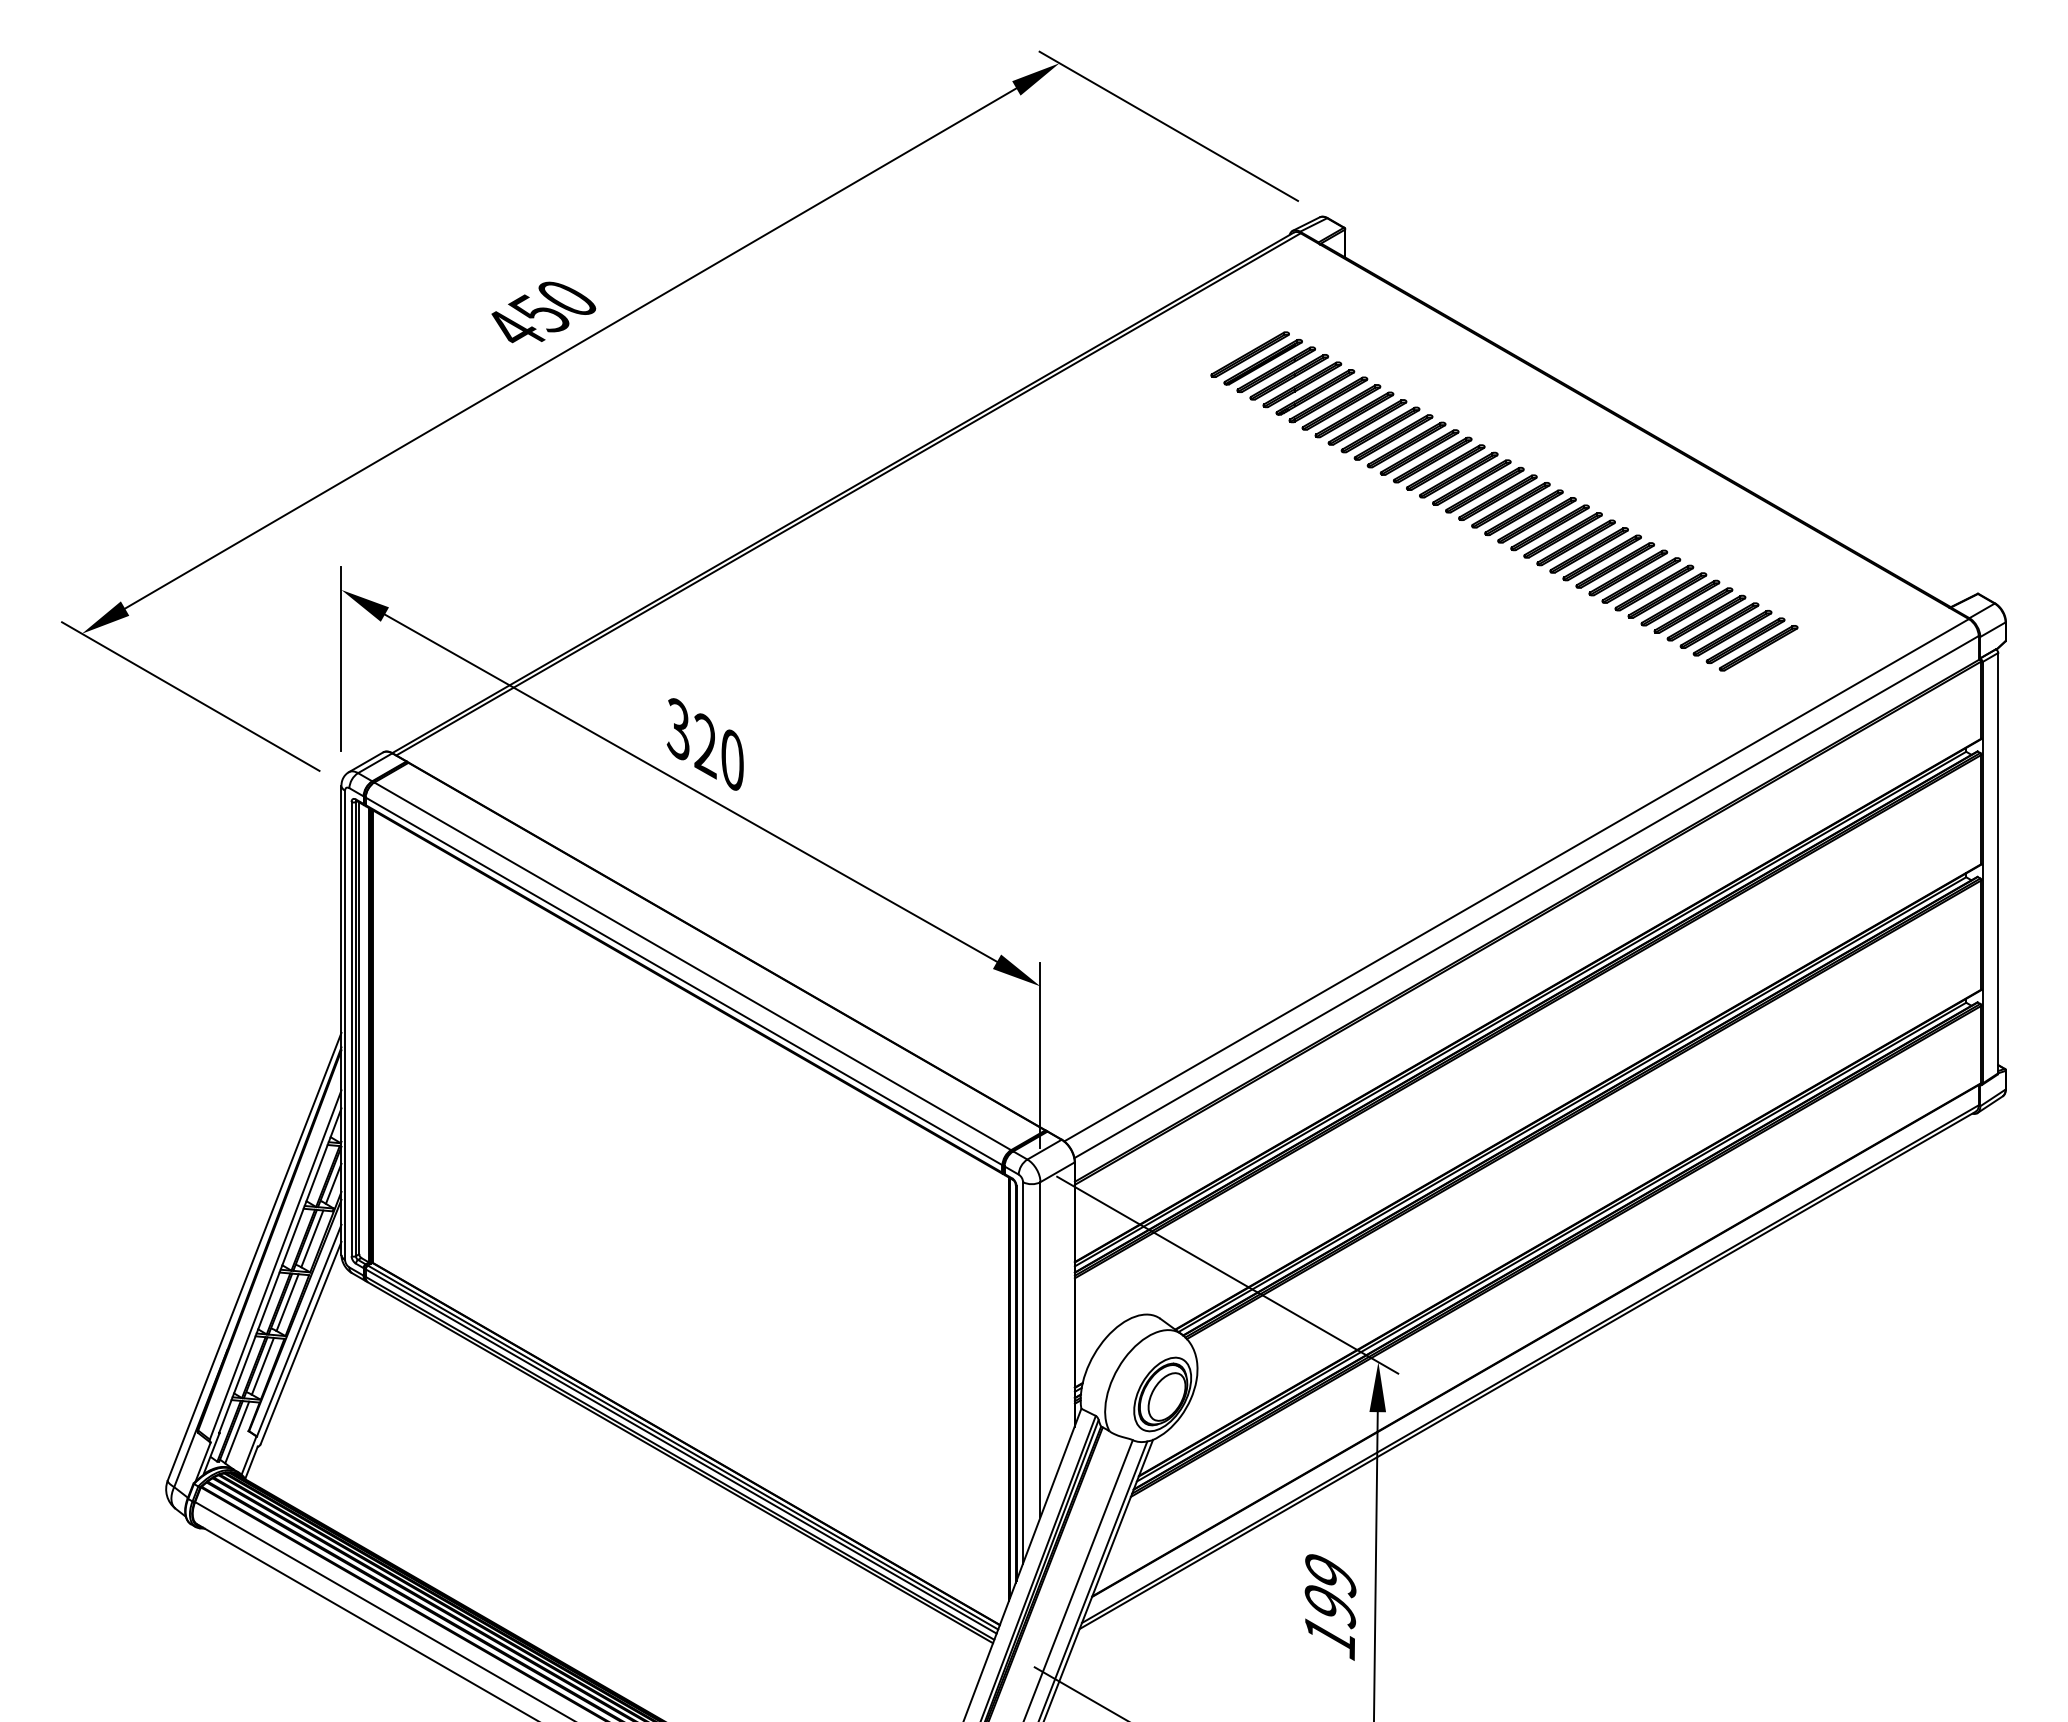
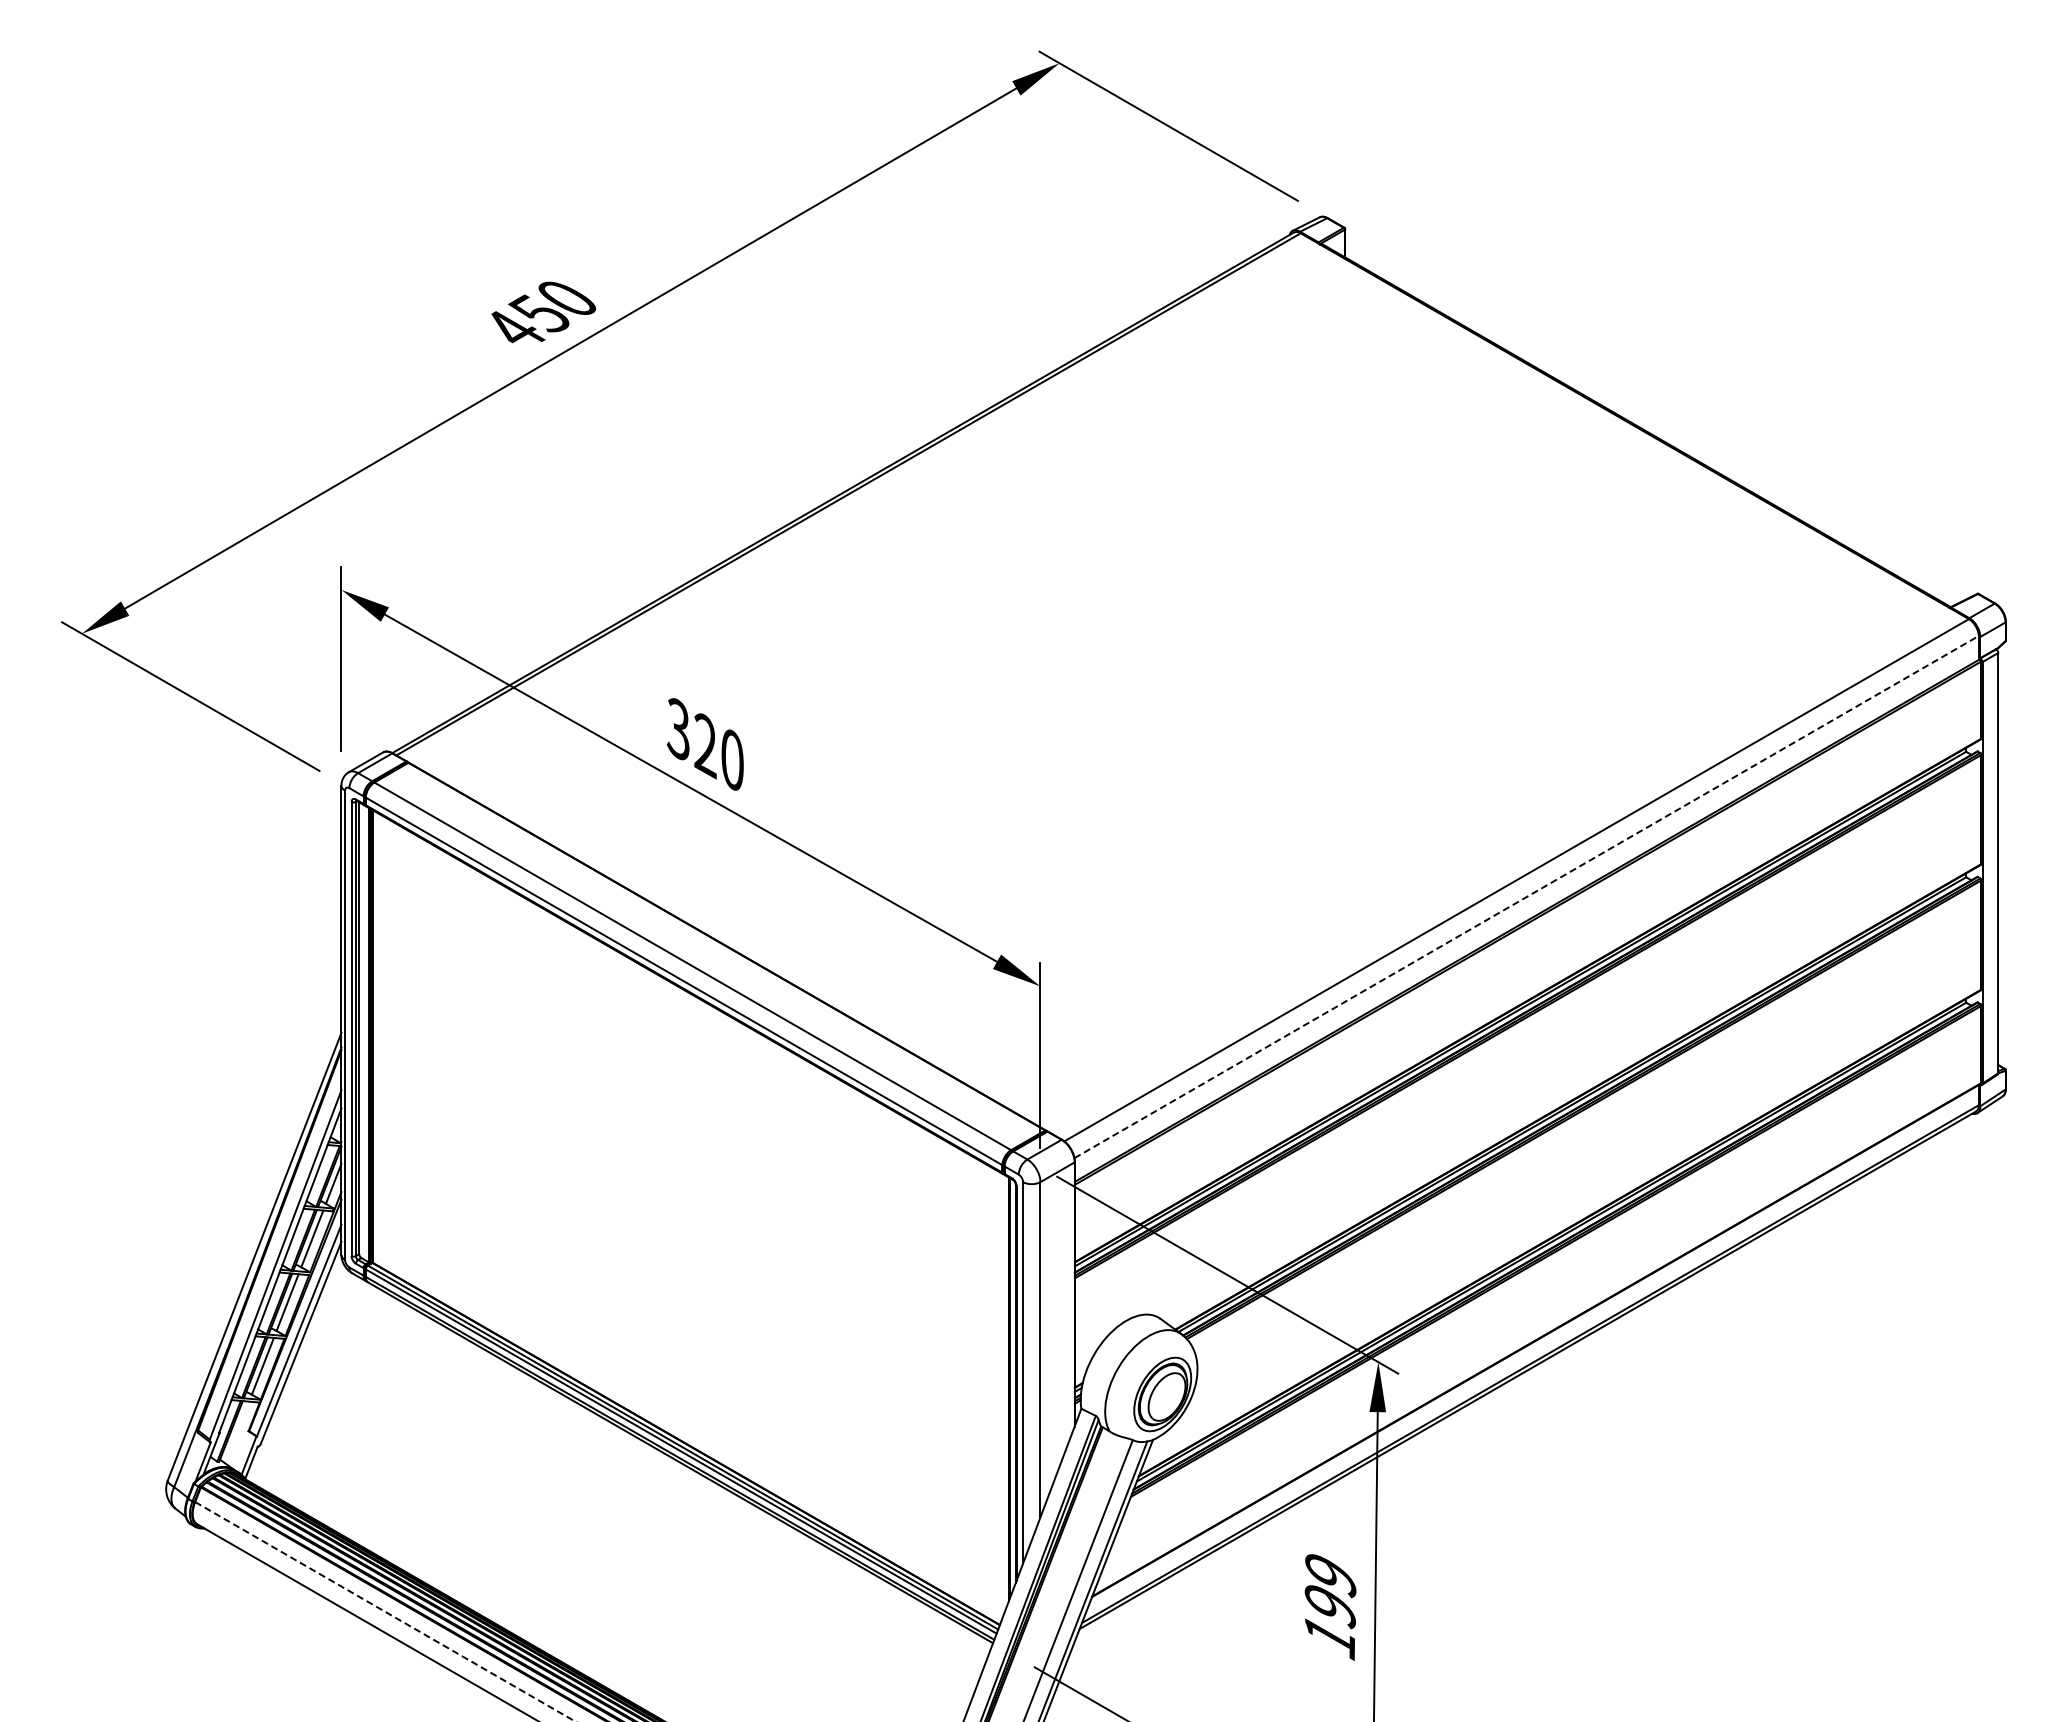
part: present -> none (1504, 501)
line: solid -> dashed (1527, 896)
line: present -> none (237, 1432)
line: solid -> dashed (385, 1612)
